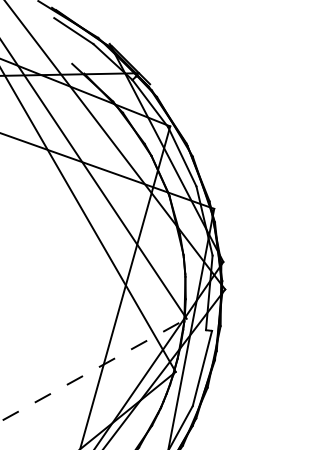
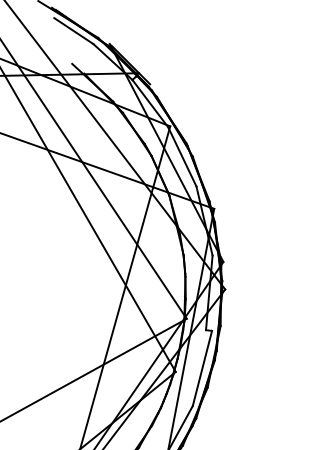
line: dashed -> solid (93, 369)
